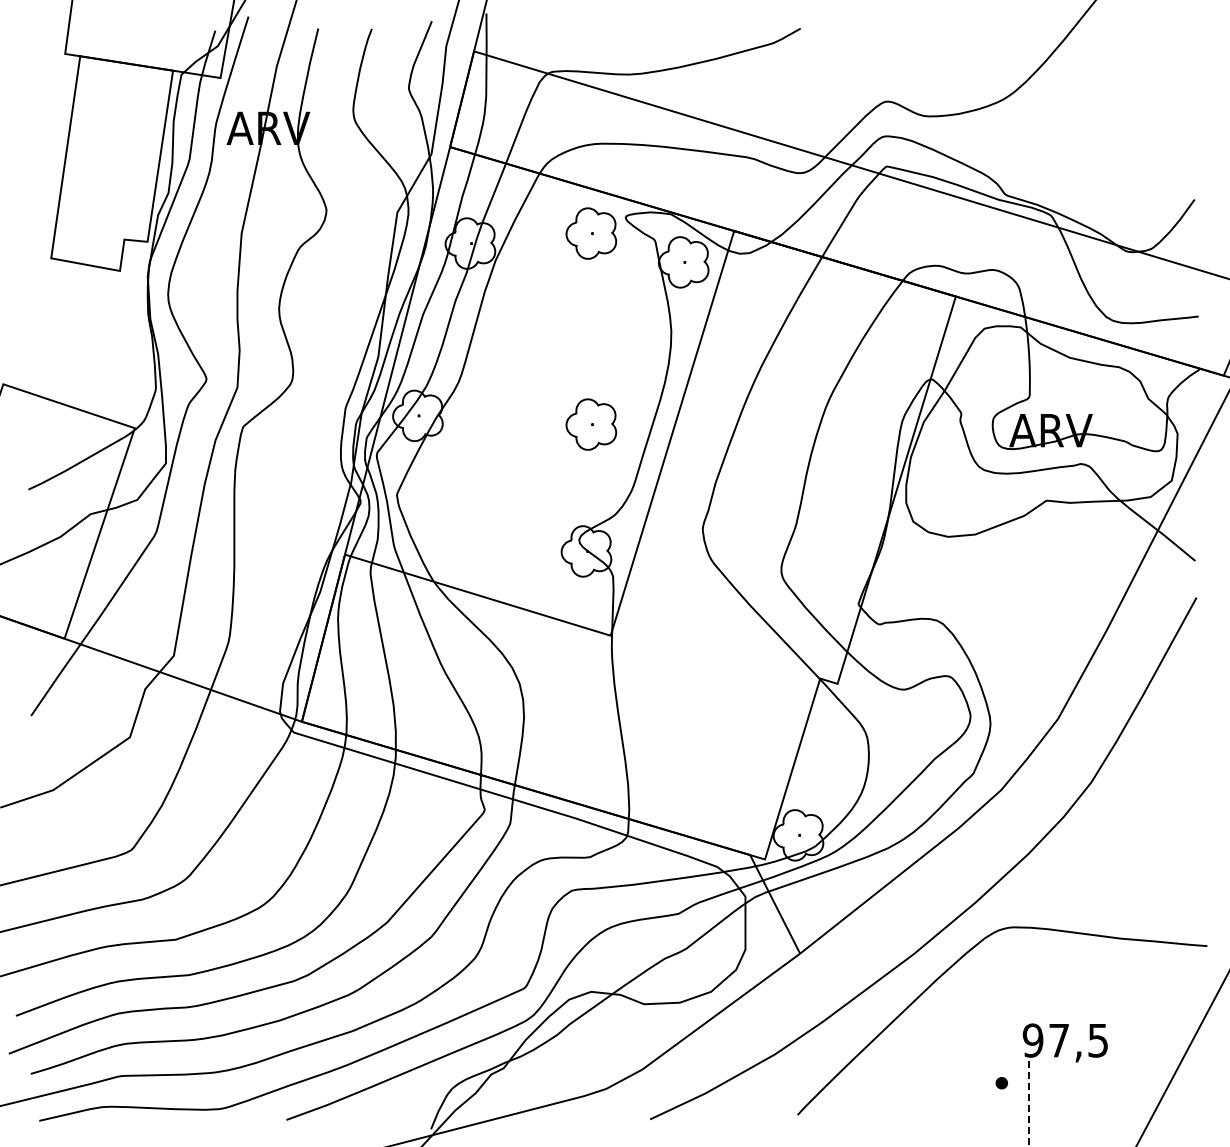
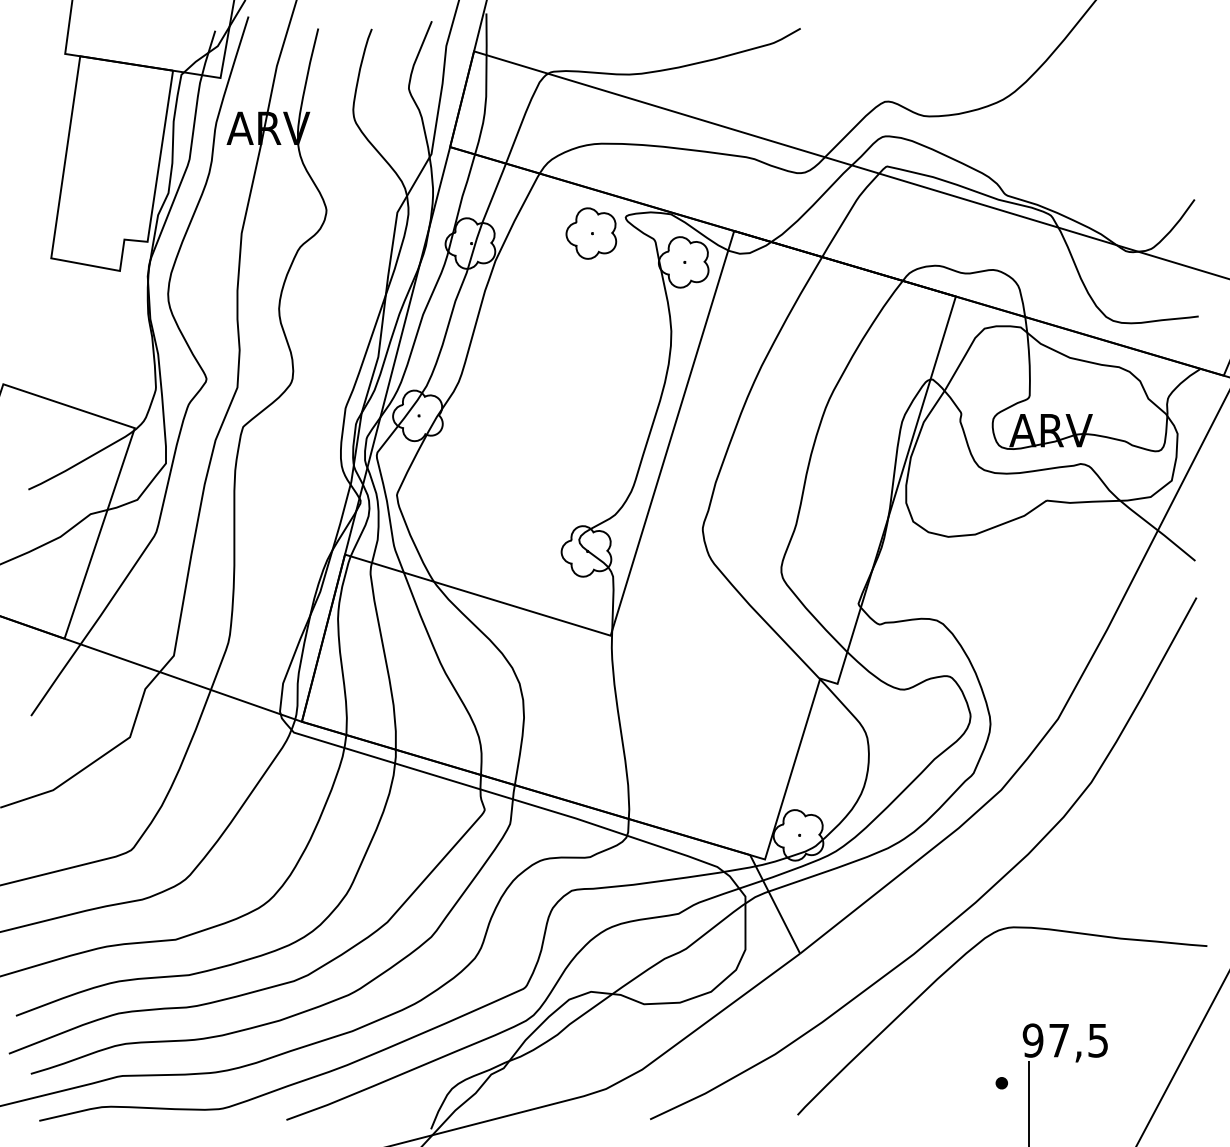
part: present -> none (591, 424)
line: dashed -> solid (1029, 1103)
